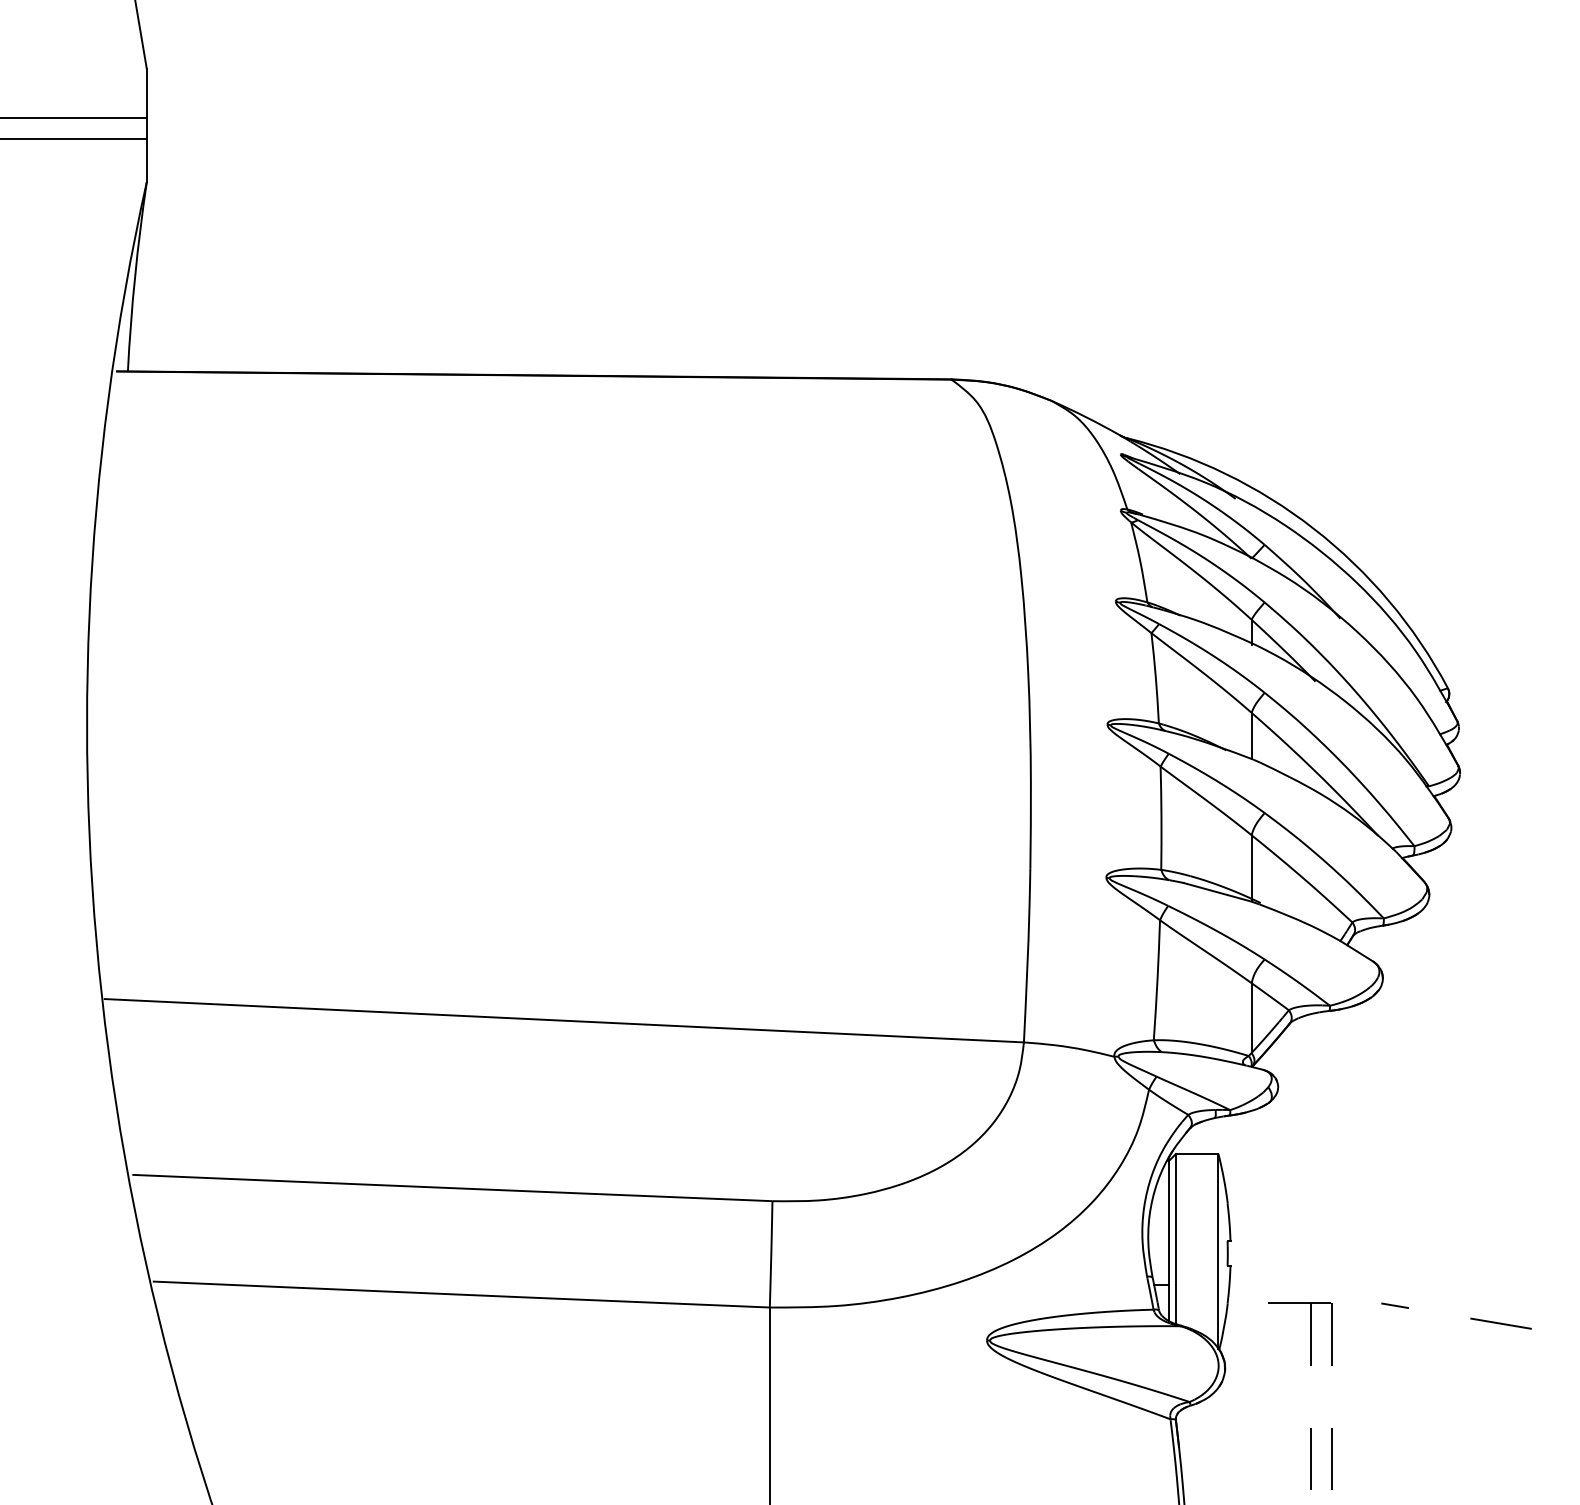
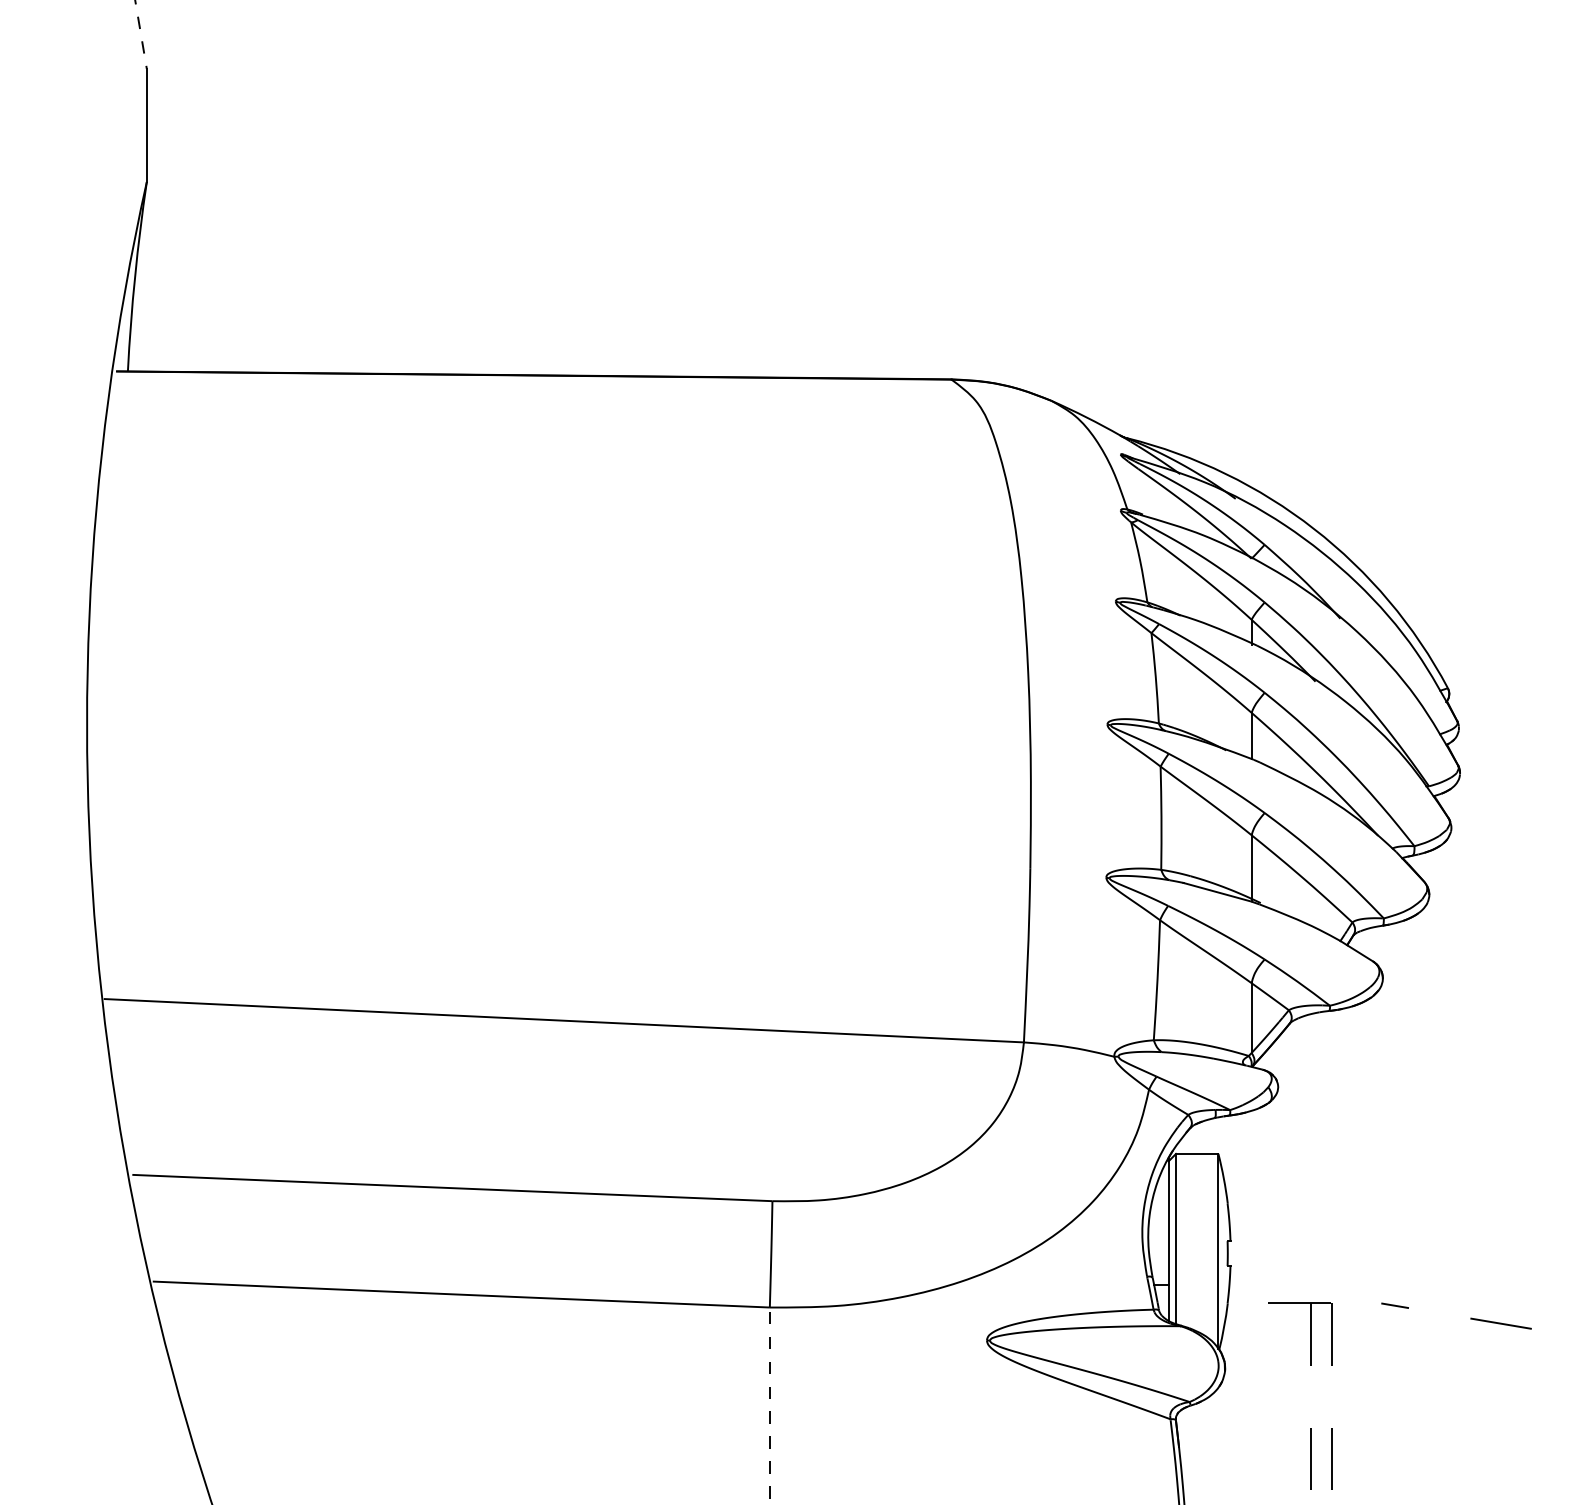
line: solid -> dashed (141, 34)
line: present -> none (74, 118)
line: present -> none (74, 139)
line: solid -> dashed (769, 1405)
